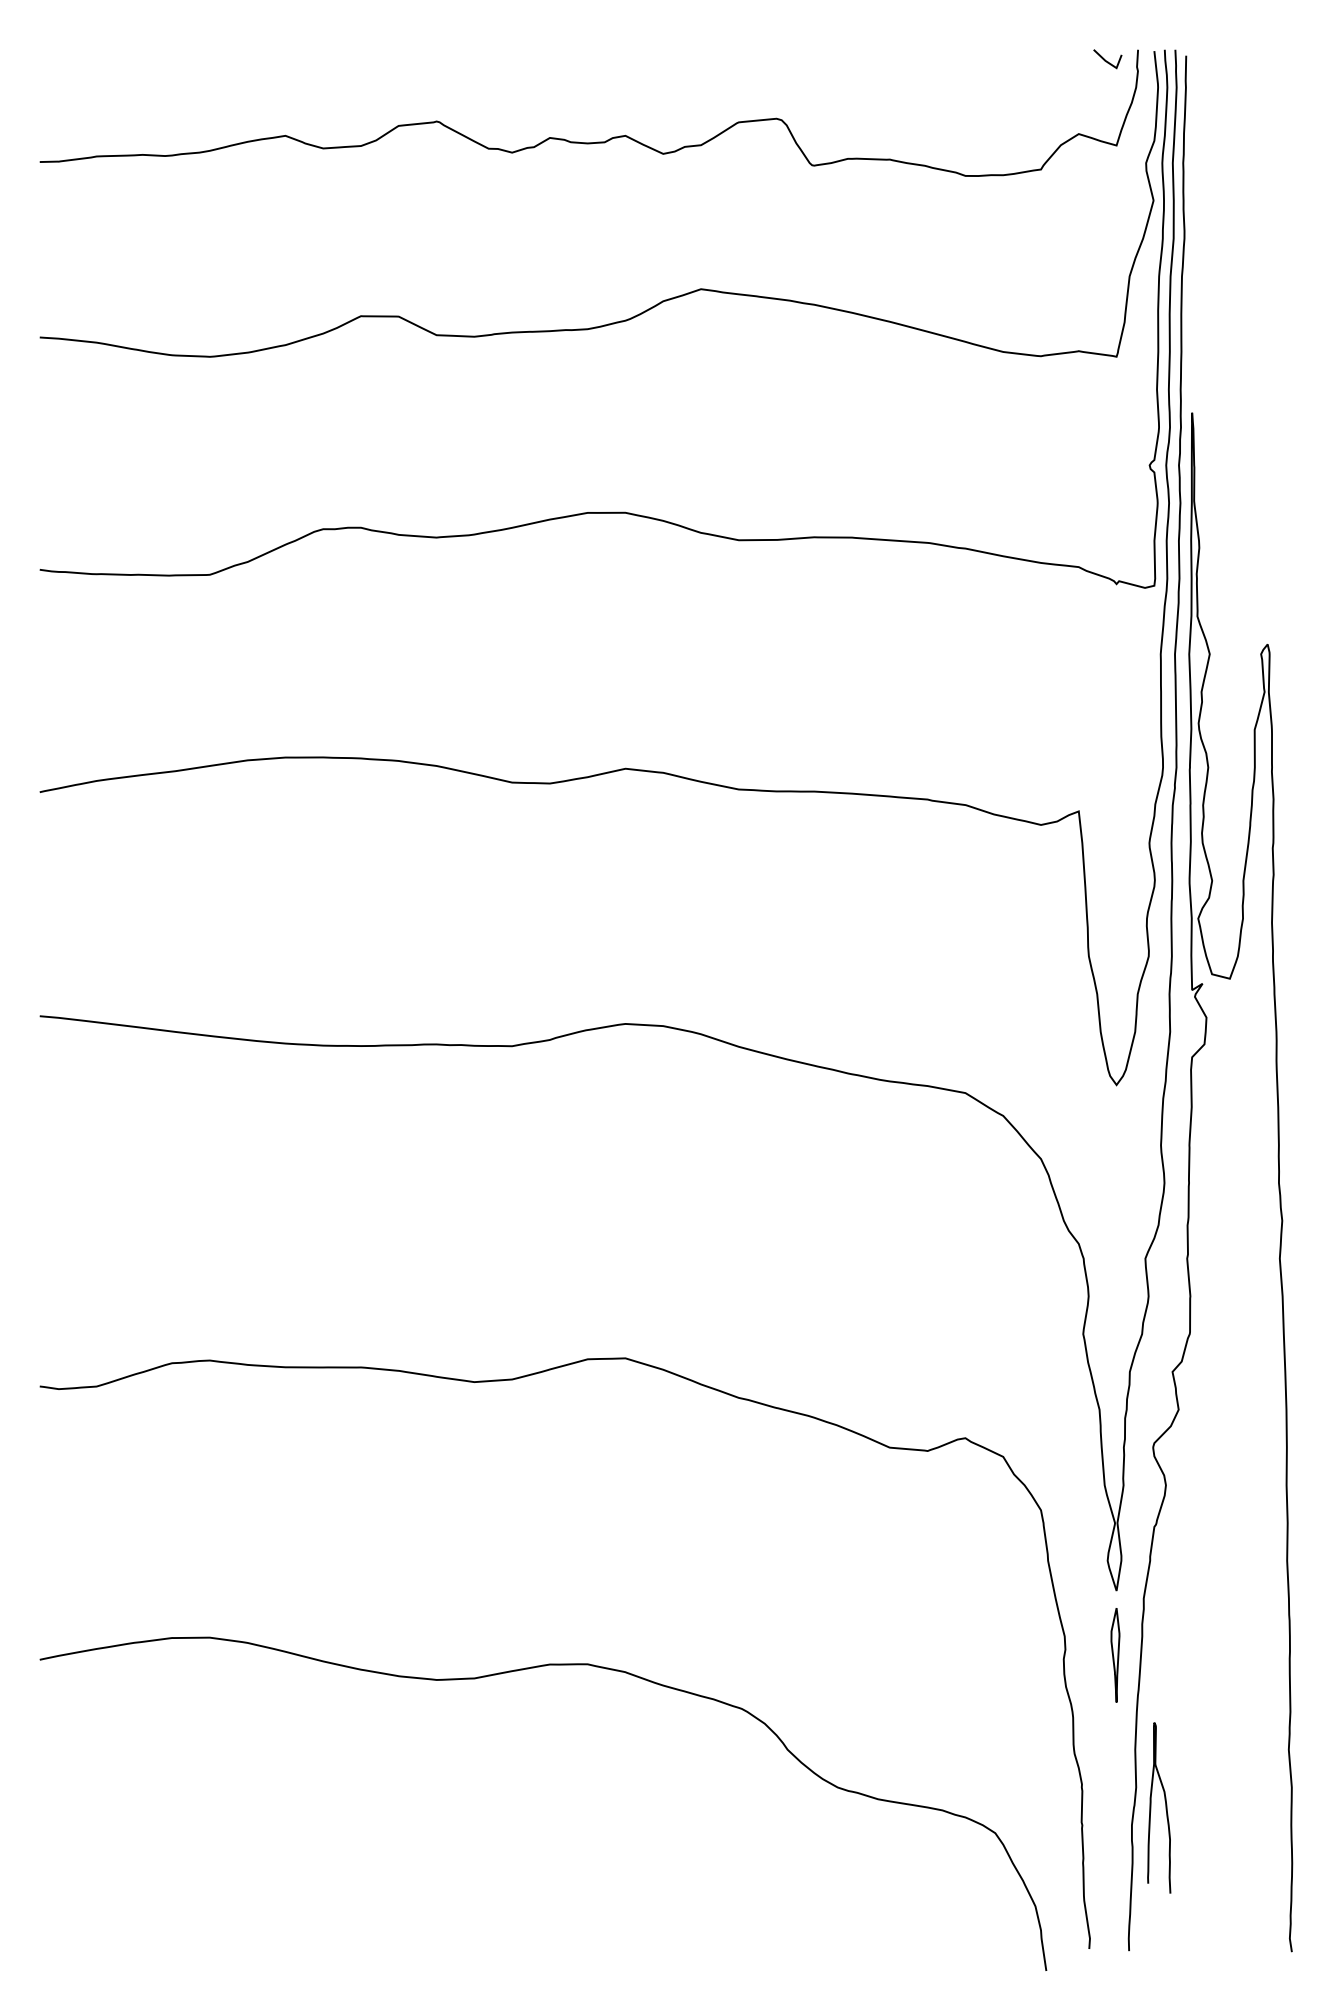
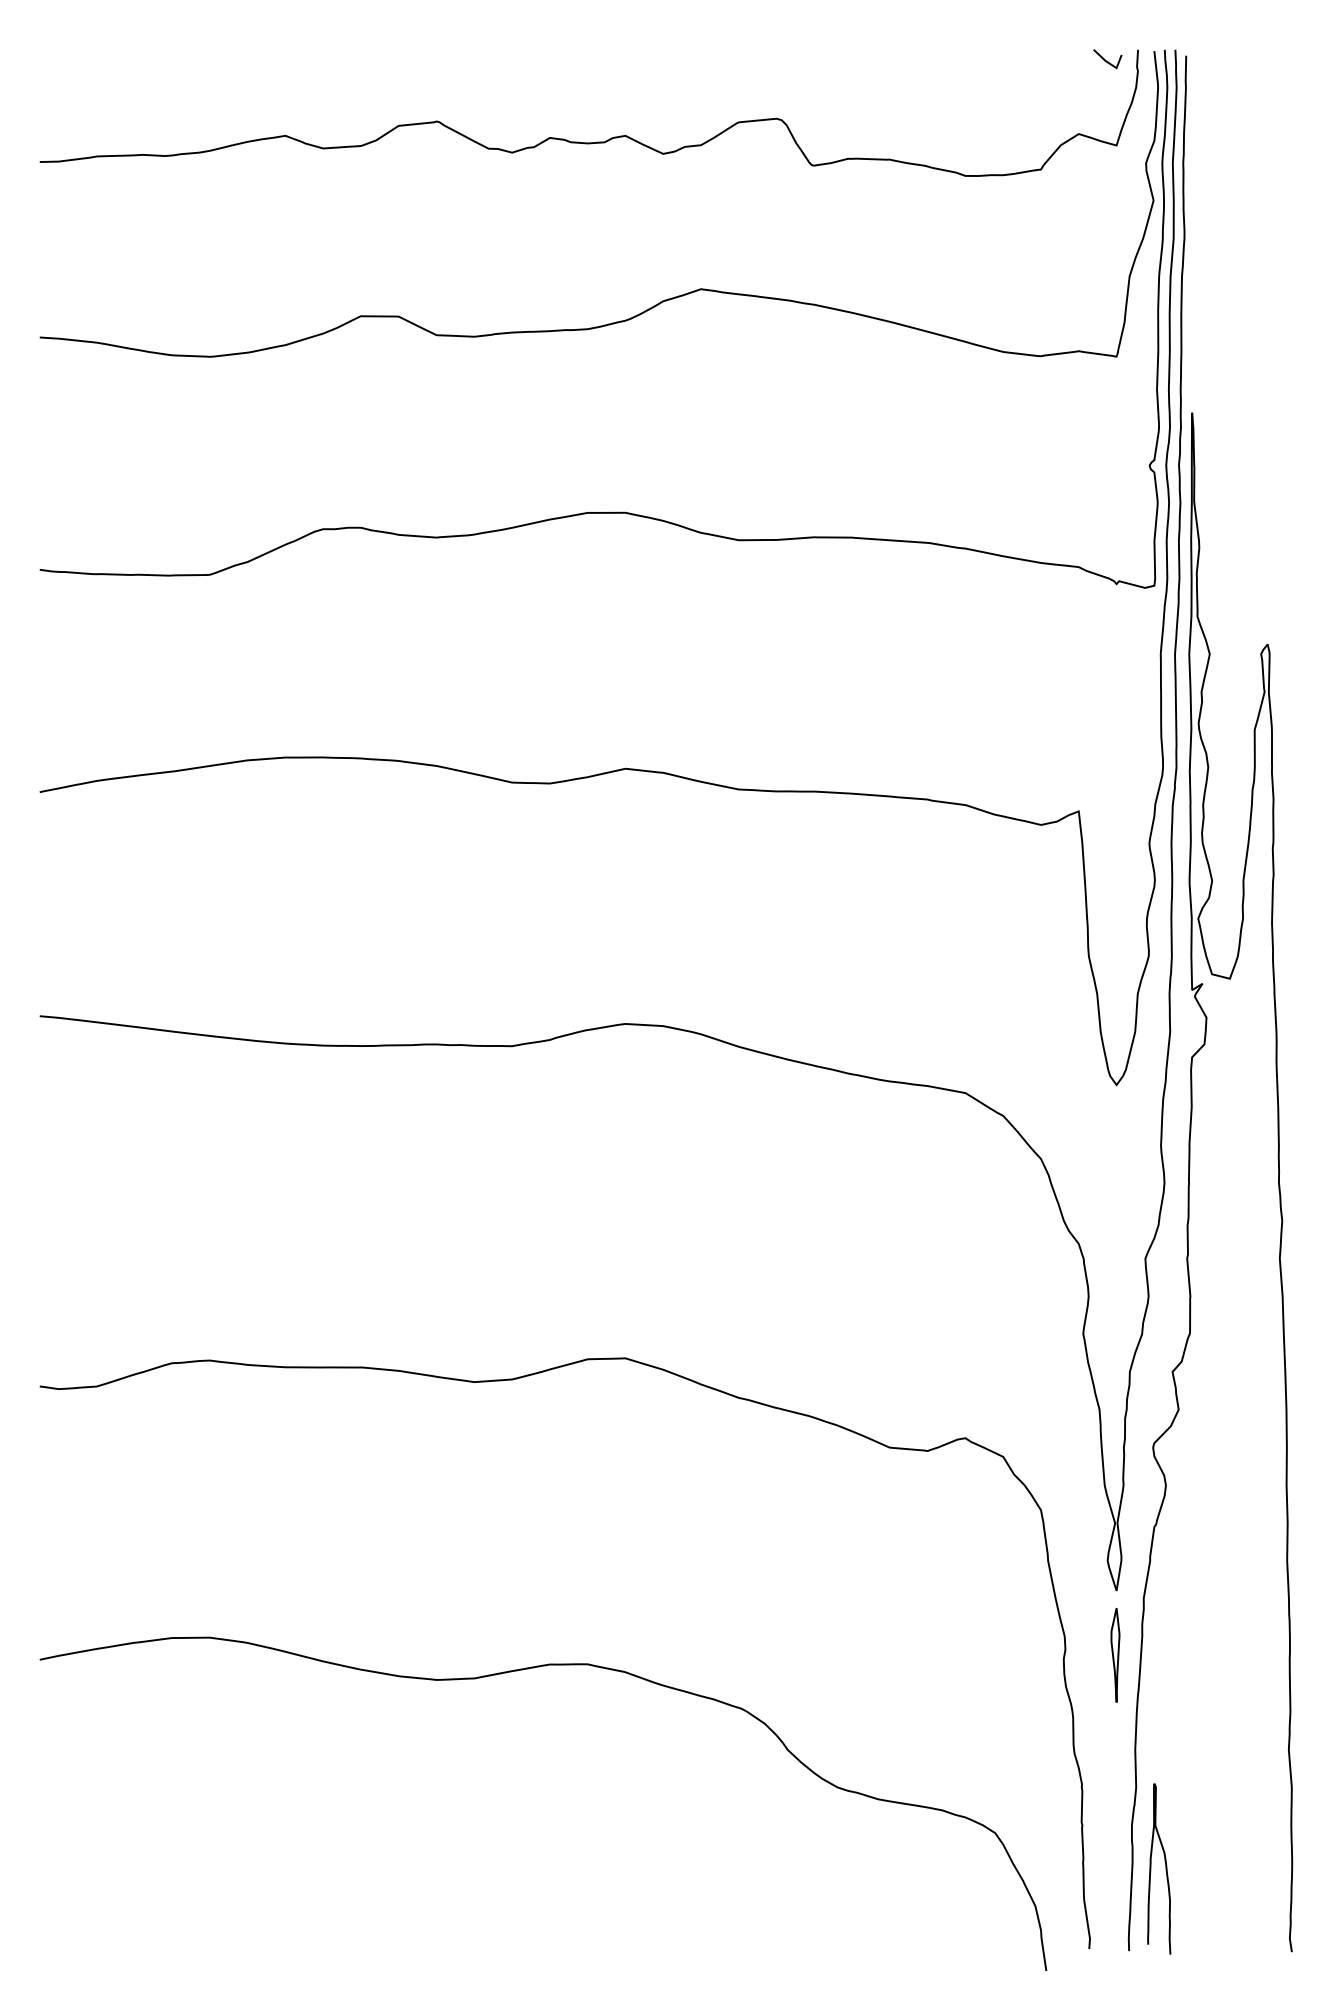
curve position: (1165, 1807) -> (1165, 1868) (1165, 1868)
